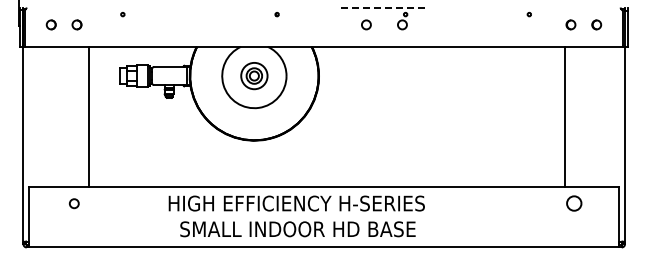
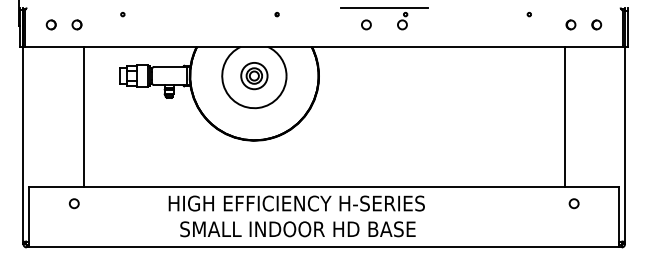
line: dashed -> solid (384, 8)
line position: (88, 116) -> (83, 116) (83, 116)
circle size: 17x17 px -> 12x12 px (573, 203)
